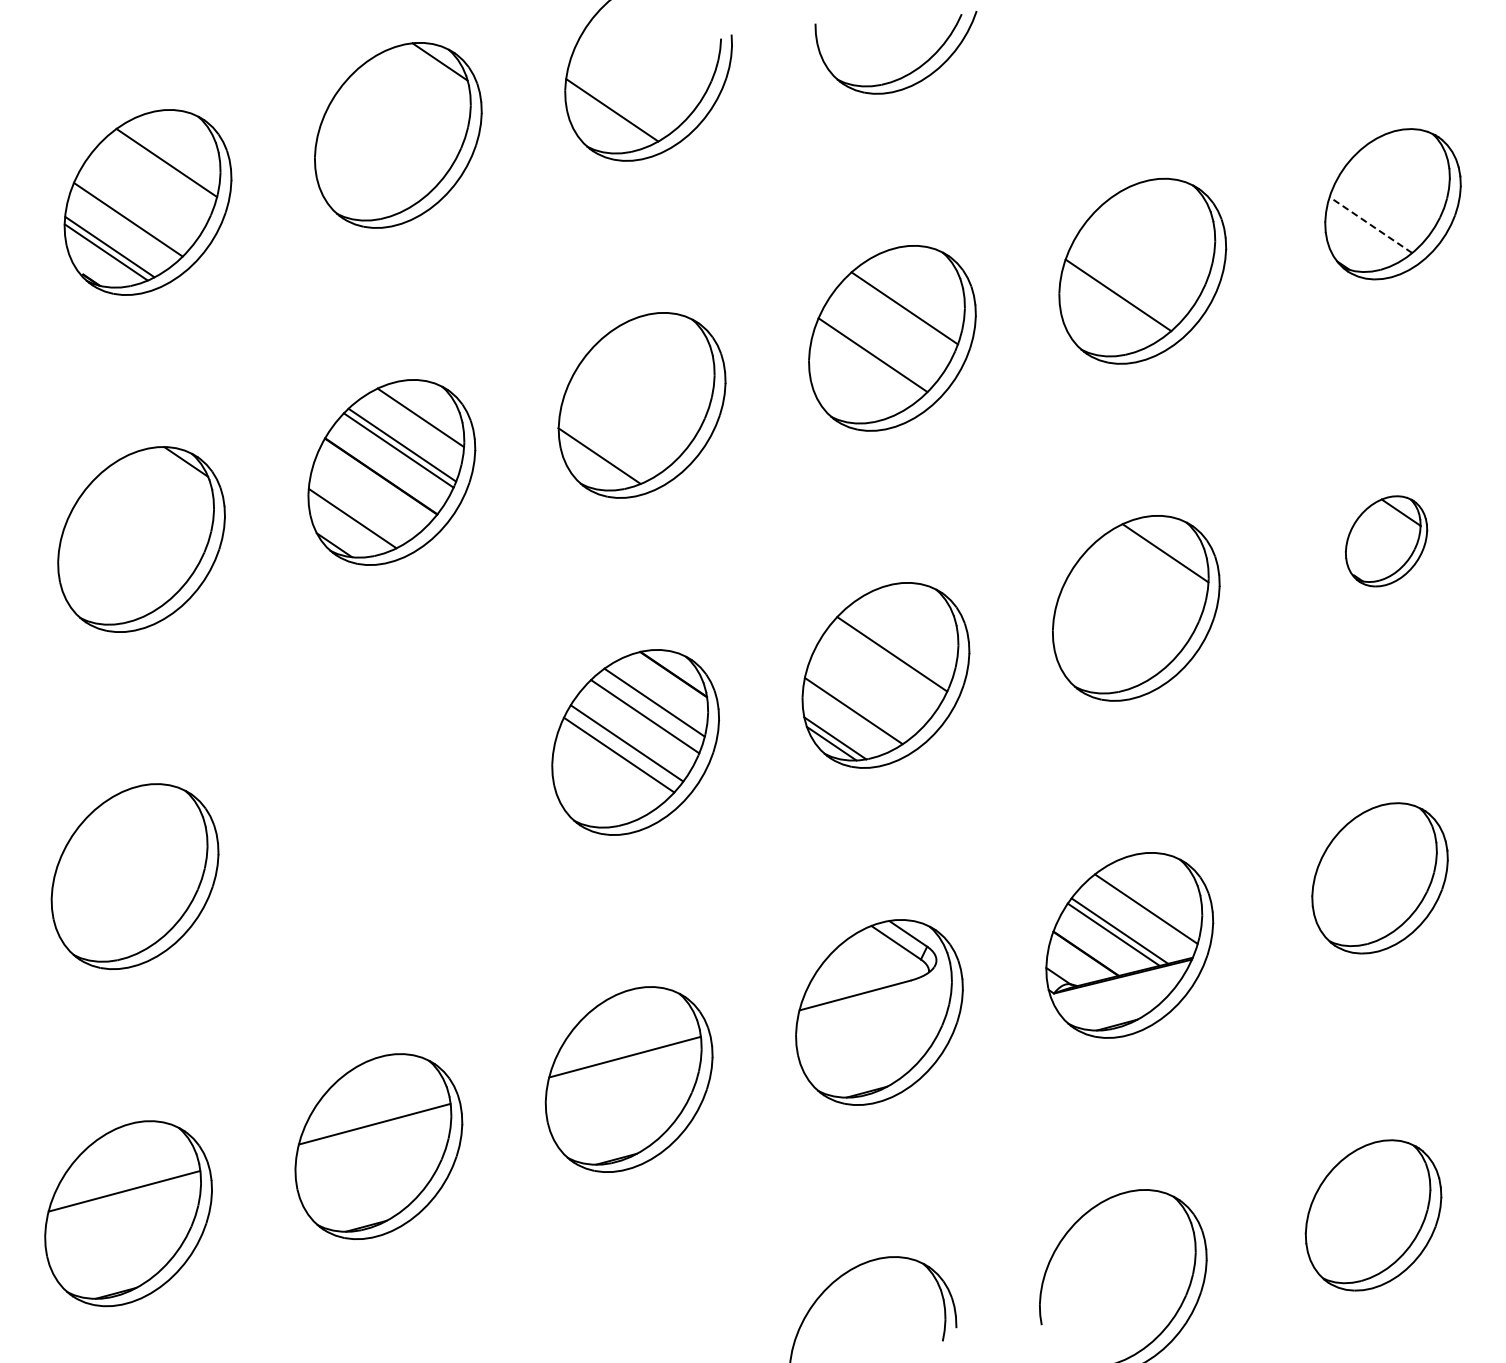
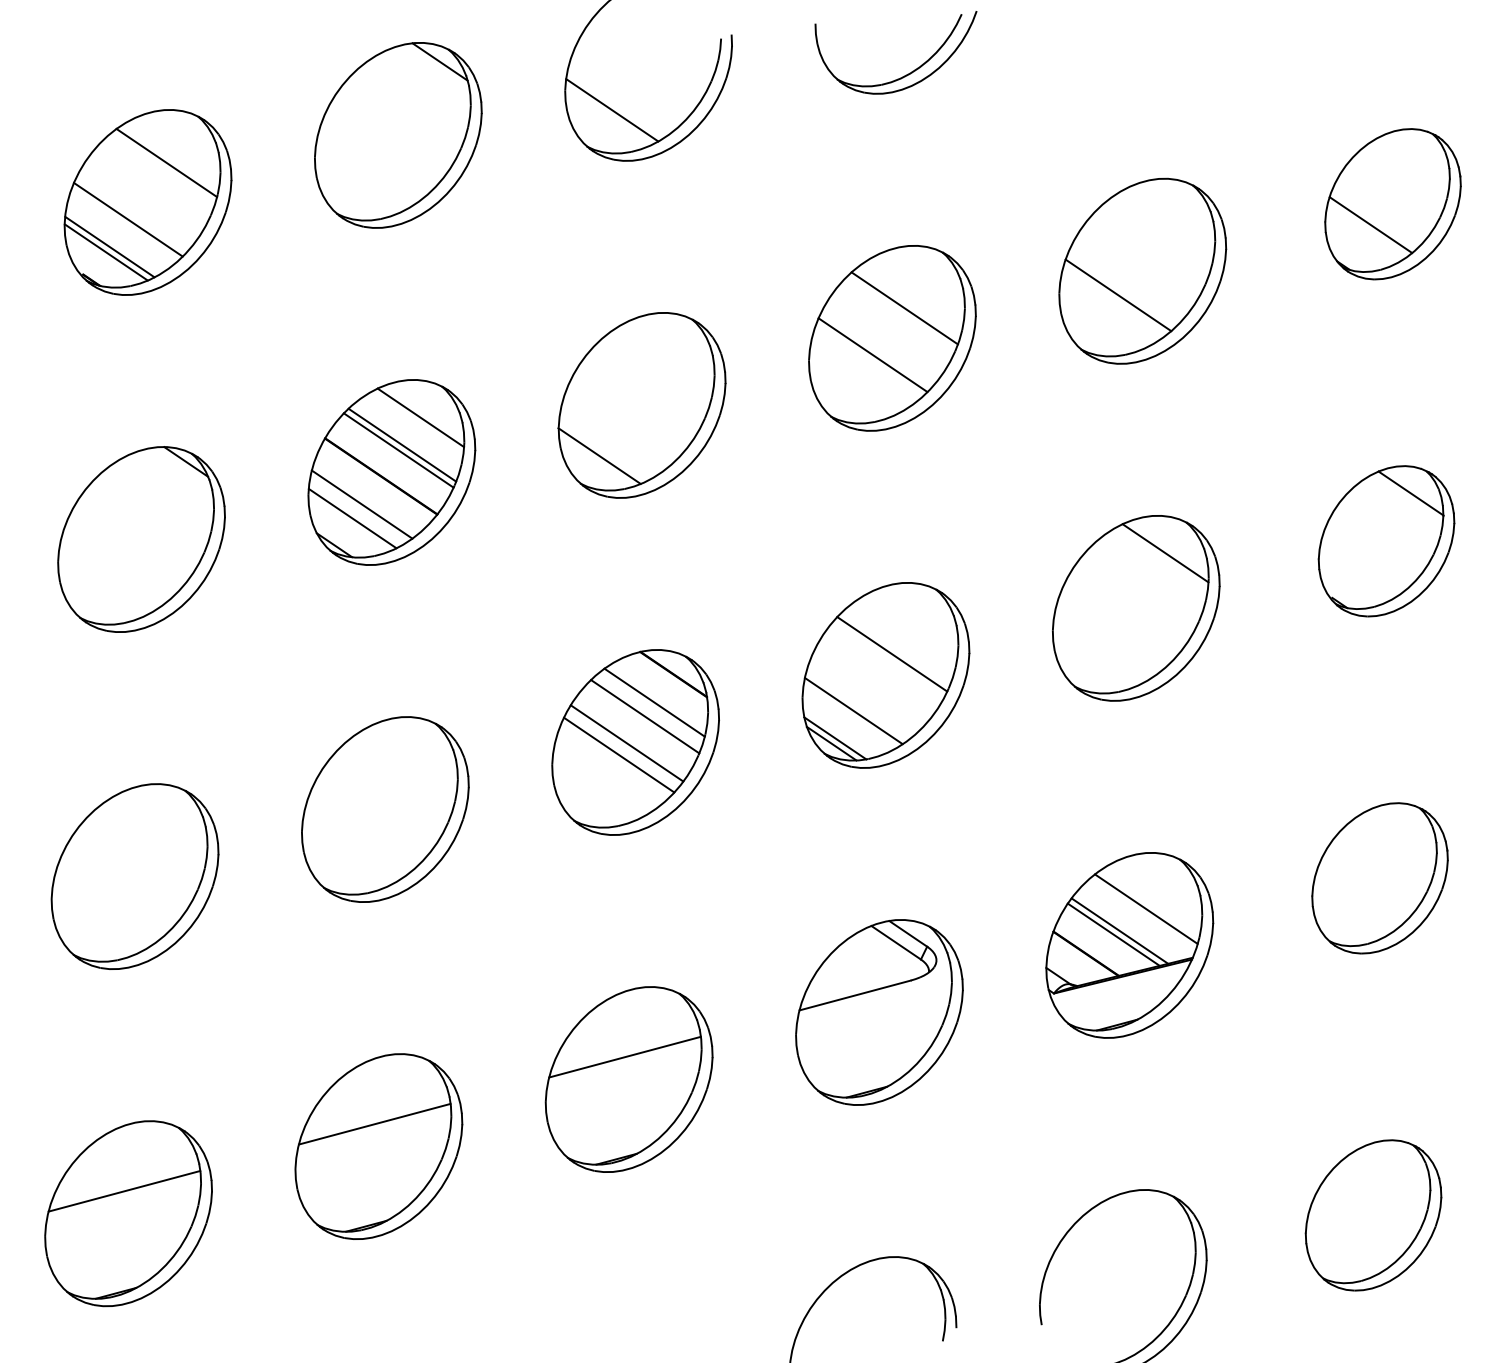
line: dashed -> solid (1370, 225)
line: none -> present (361, 504)
part size: 85x93 px -> 139x153 px (1386, 541)
part: none -> present (385, 809)
